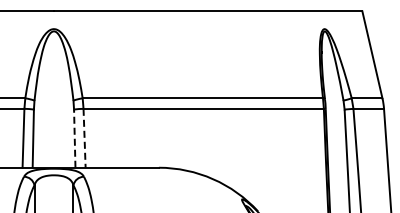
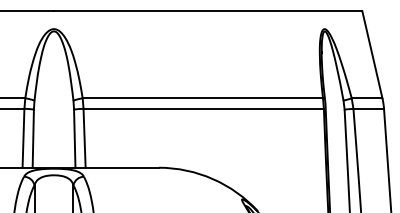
line: dashed -> solid (74, 138)
line: dashed -> solid (84, 138)
